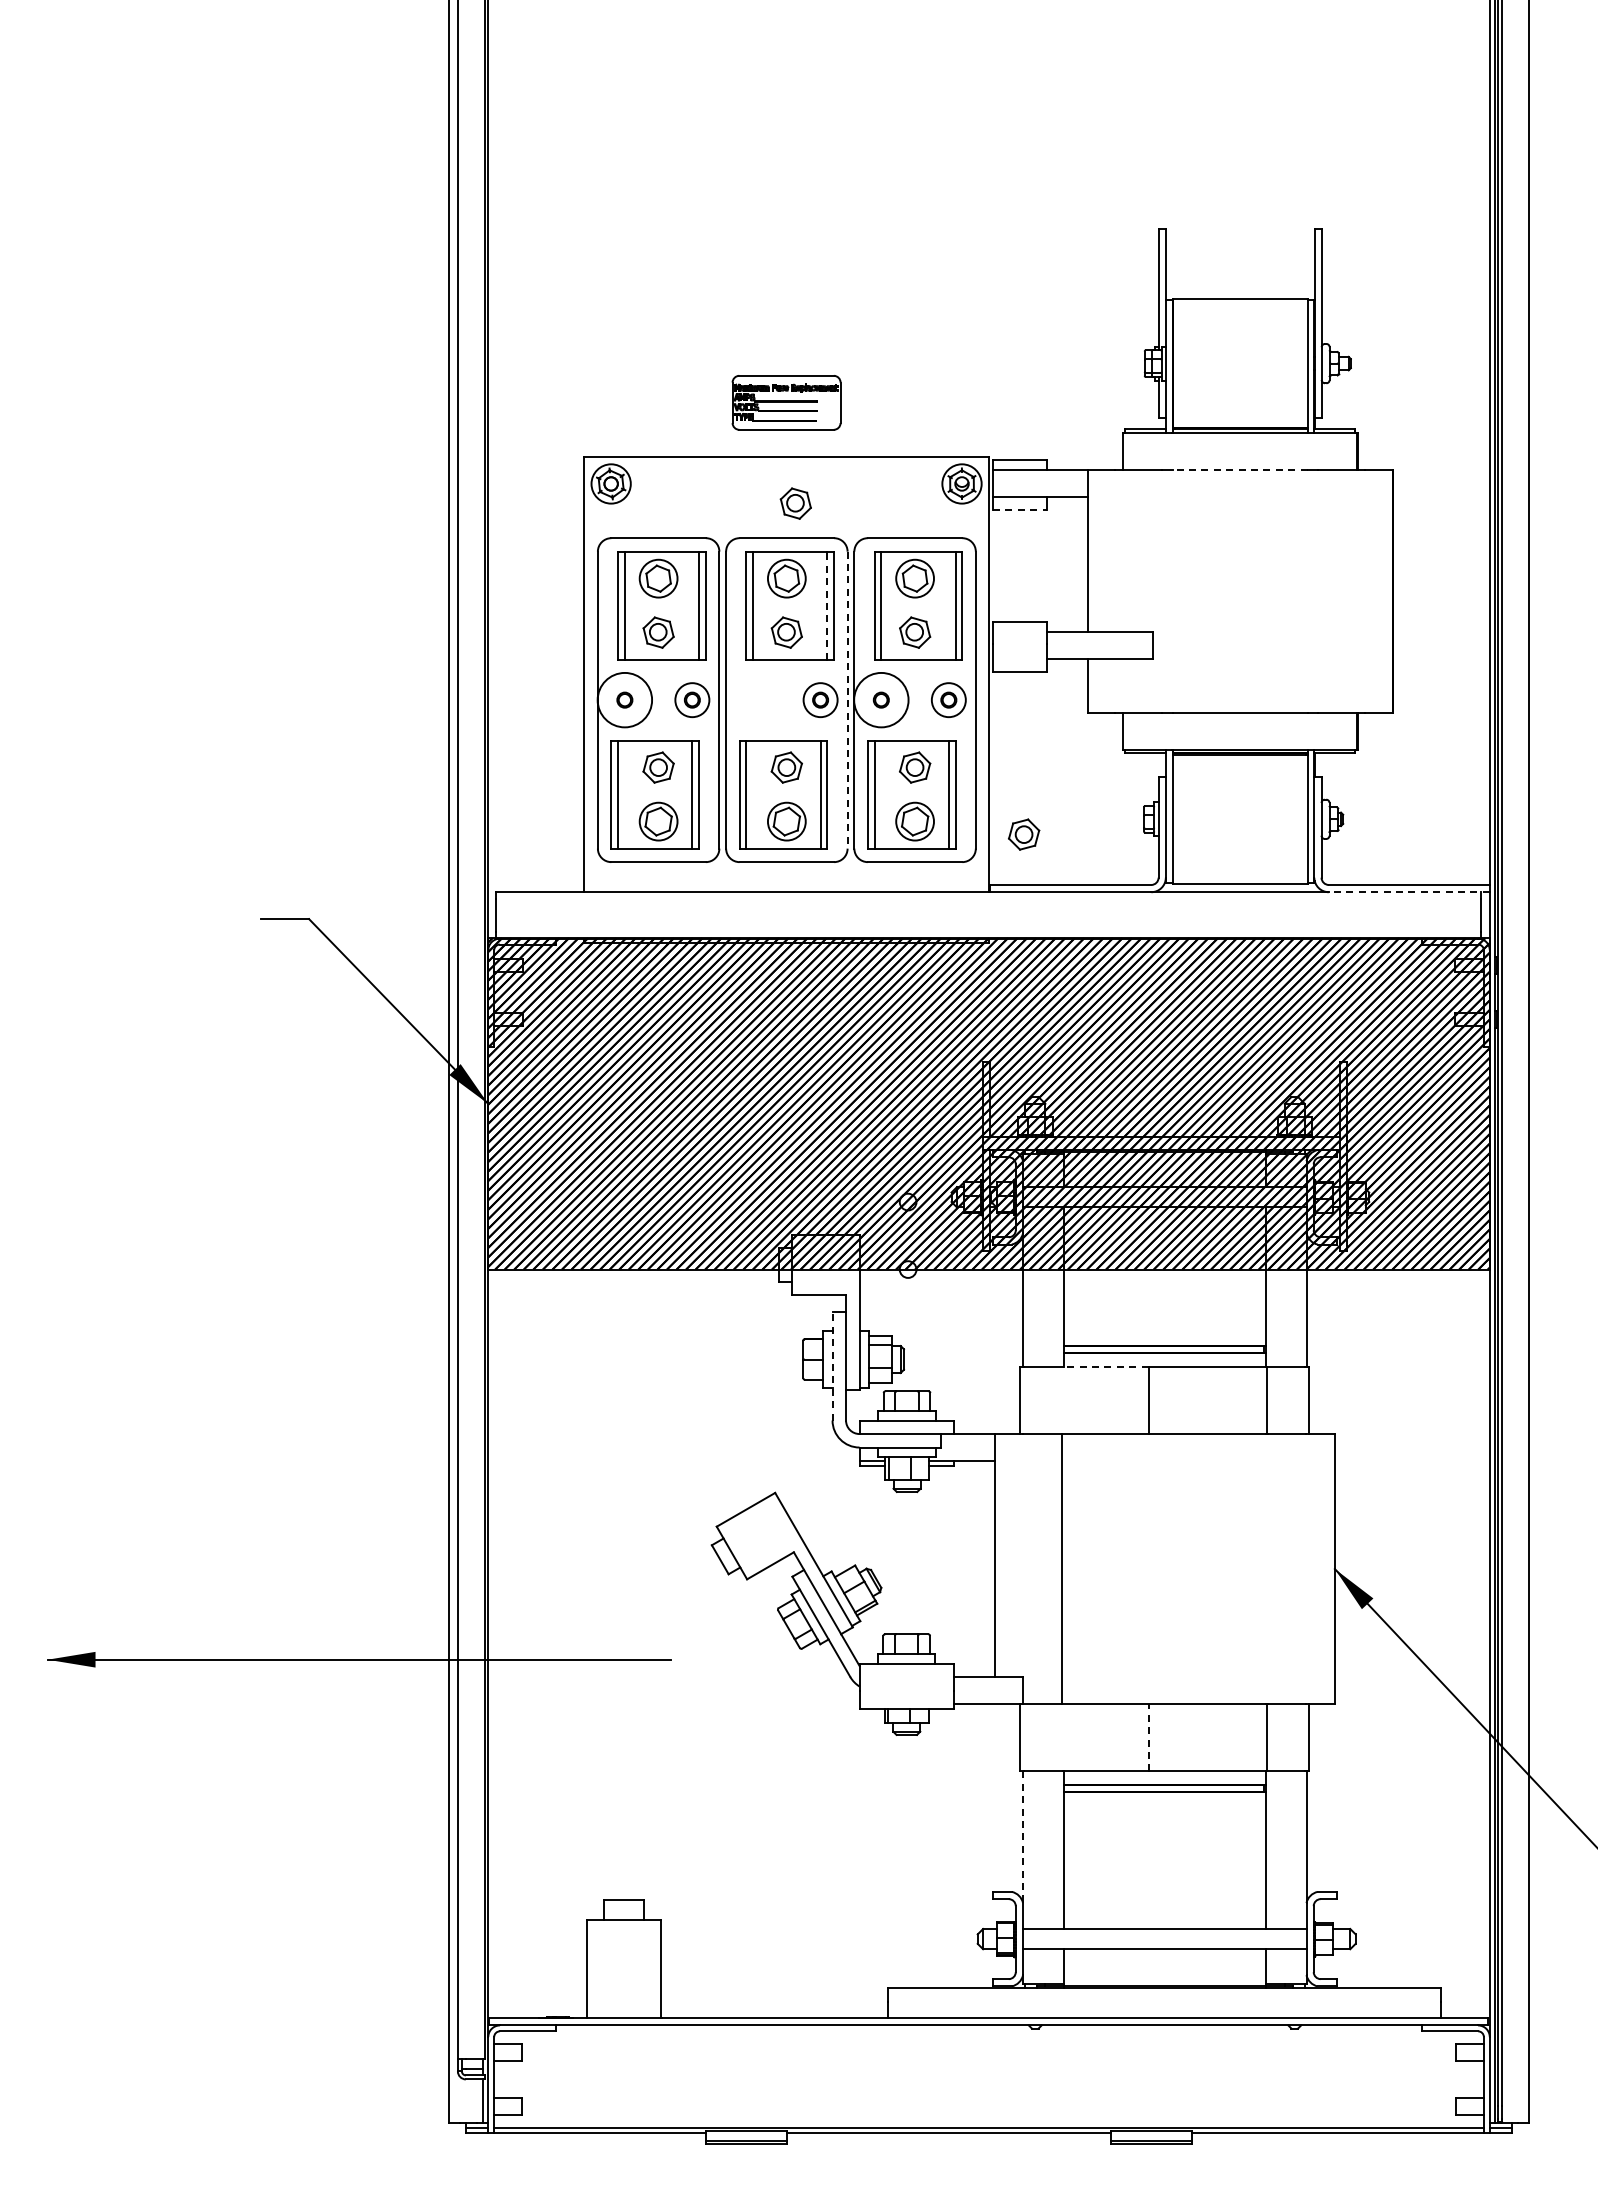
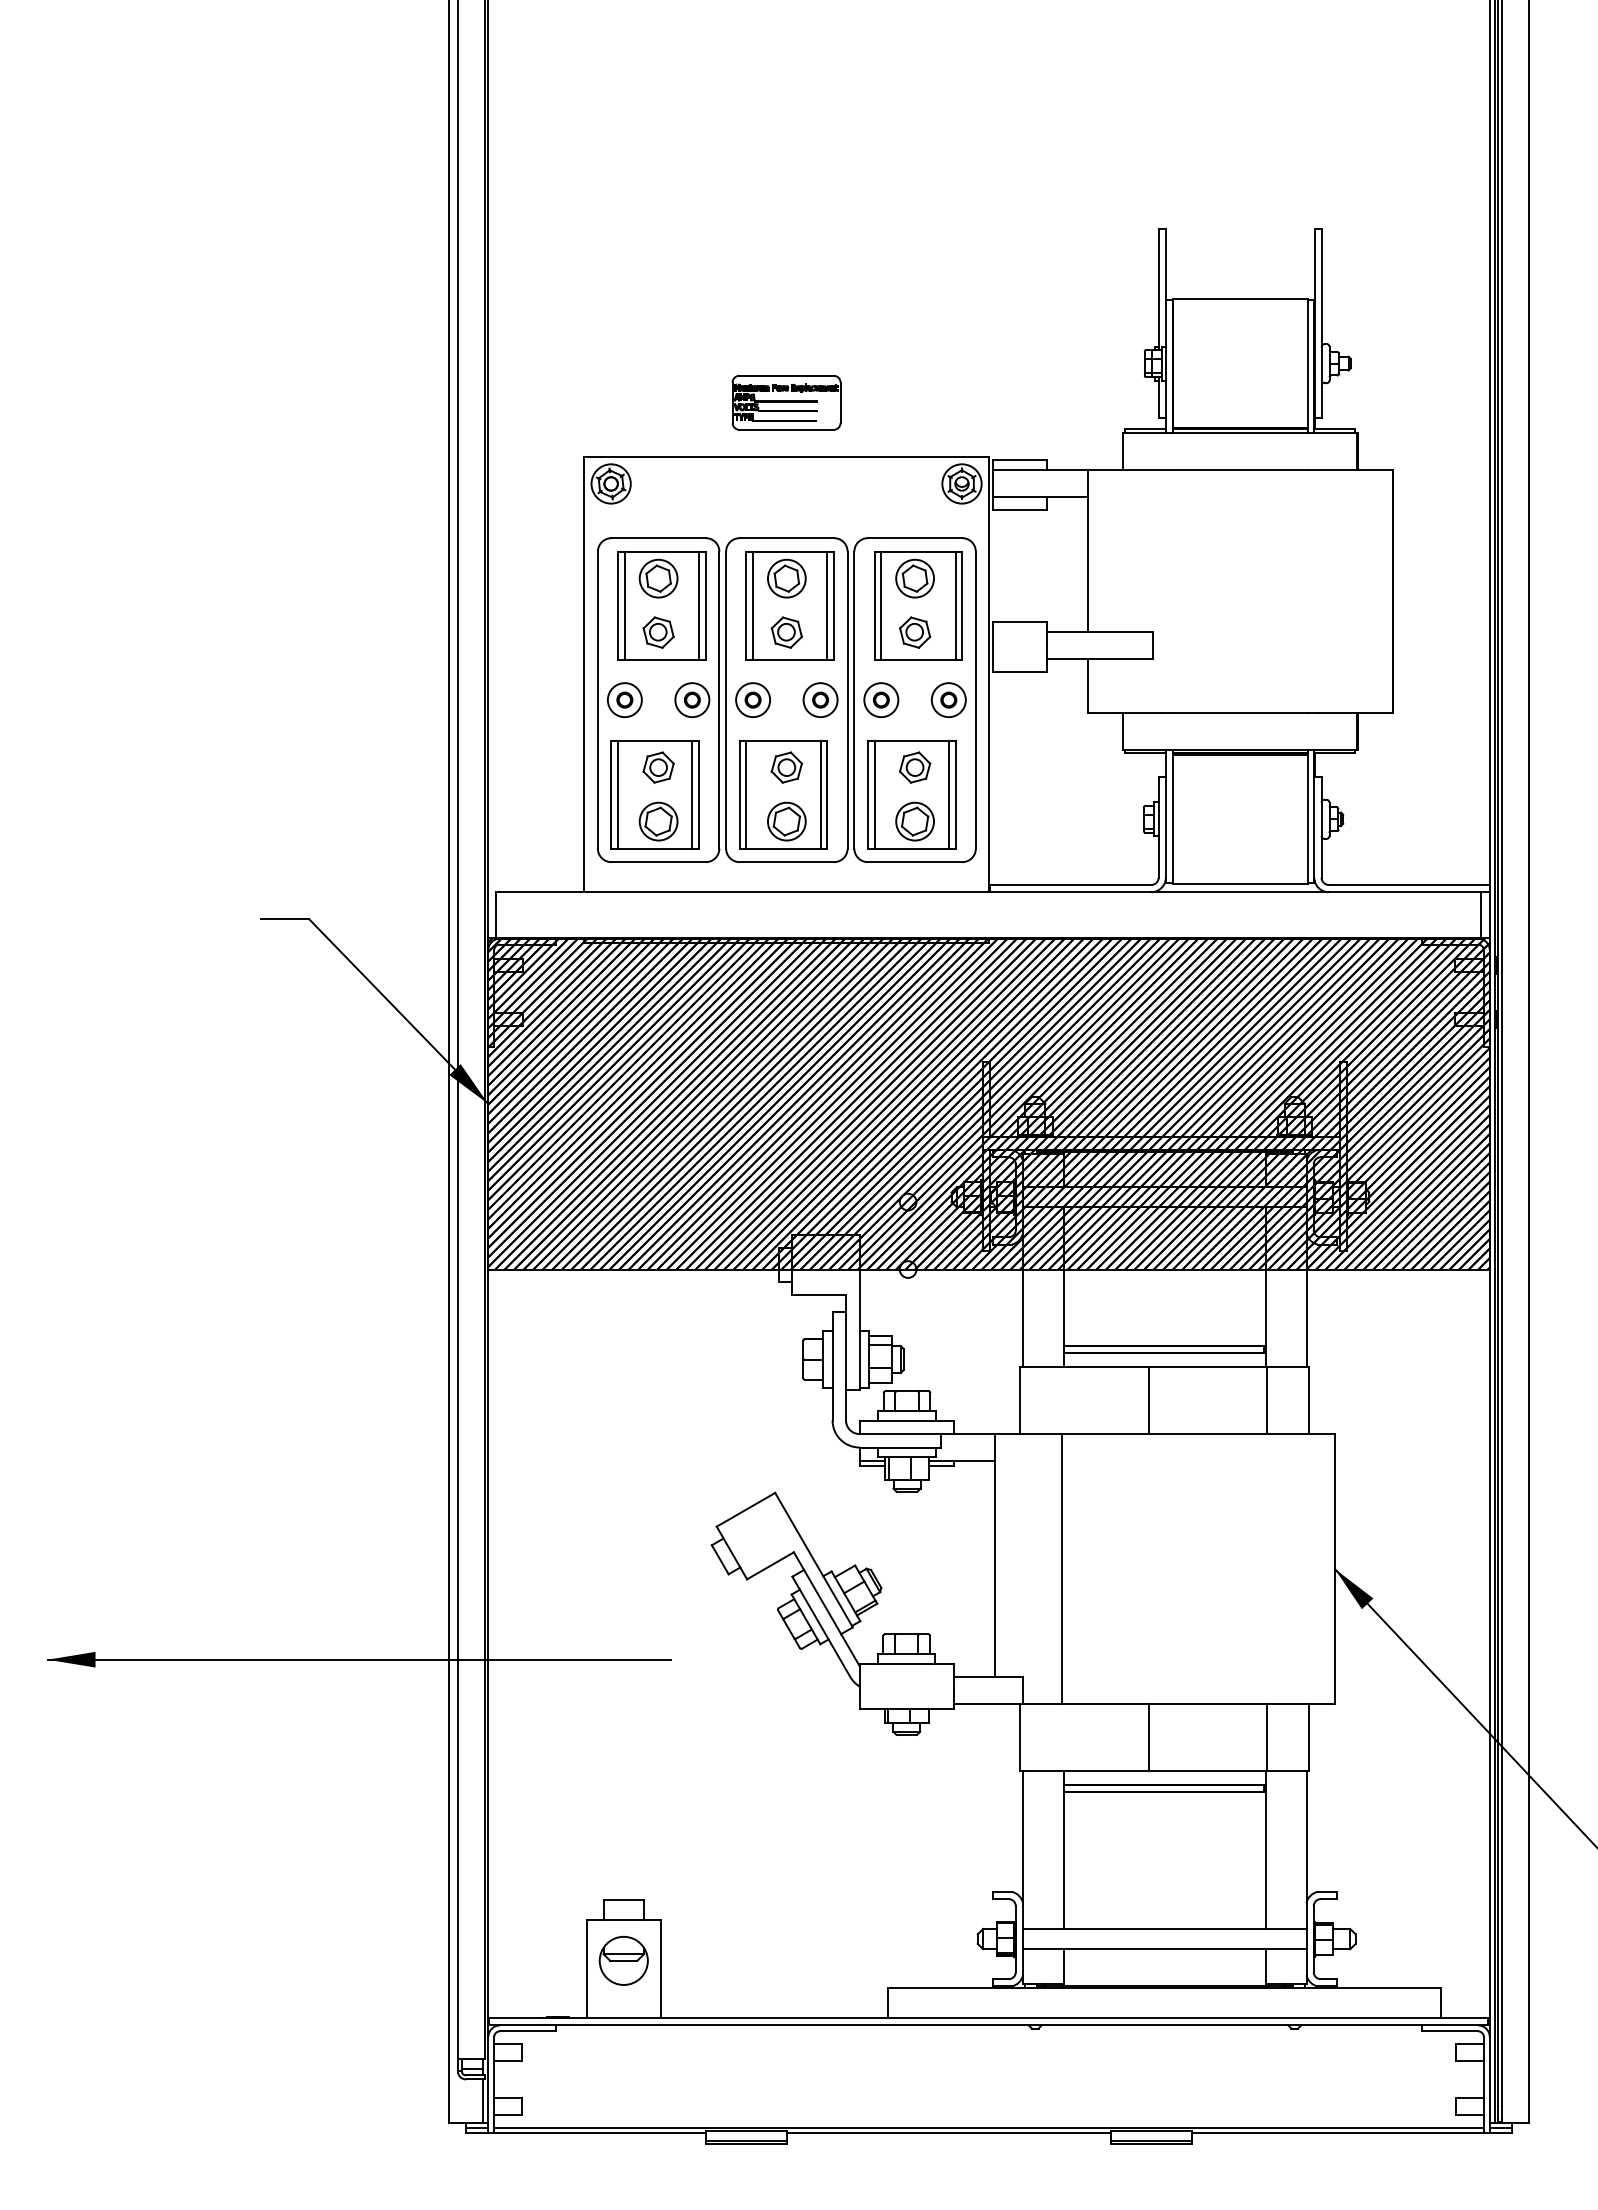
line: dashed -> solid (1239, 470)
part: present -> none (795, 503)
line: dashed -> solid (1020, 509)
line: dashed -> solid (827, 605)
circle diameter: 54 px -> 34 px (624, 700)
part: none -> present (752, 699)
circle diameter: 54 px -> 34 px (881, 700)
line: dashed -> solid (847, 700)
part: present -> none (1024, 834)
line: dashed -> solid (1408, 892)
line: dashed -> solid (832, 1365)
line: dashed -> solid (1105, 1366)
line: dashed -> solid (1148, 1737)
line: dashed -> solid (1023, 1837)
part: none -> present (623, 1960)
